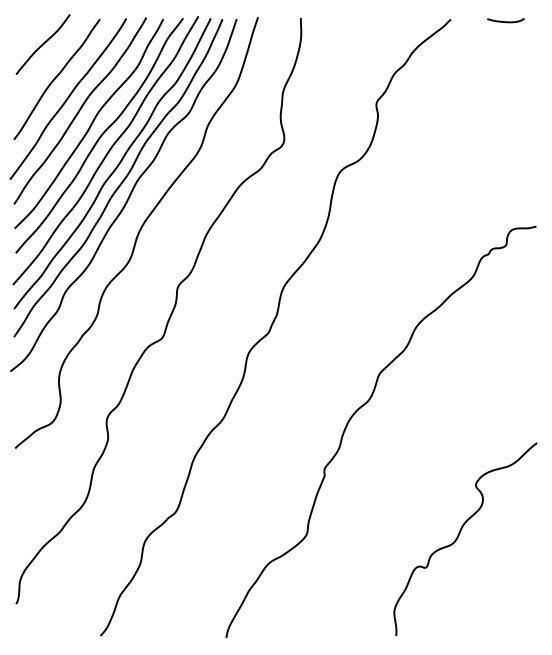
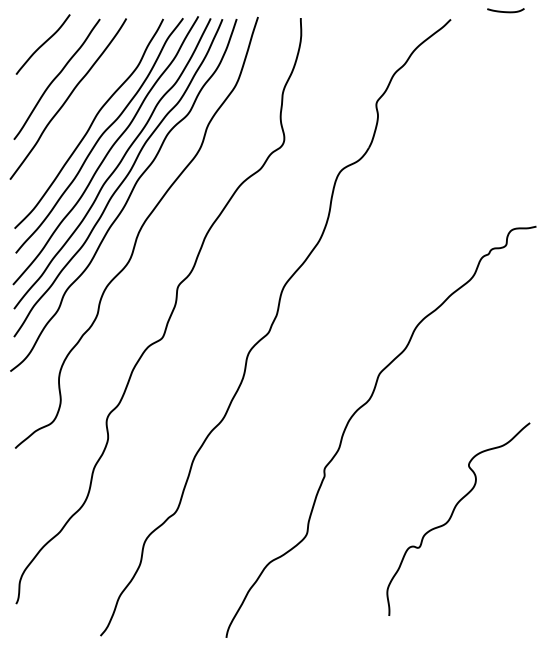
curve position: (505, 21) -> (505, 11) (505, 11)
curve: present -> none (79, 110)
curve position: (459, 536) -> (452, 516) (452, 516)
